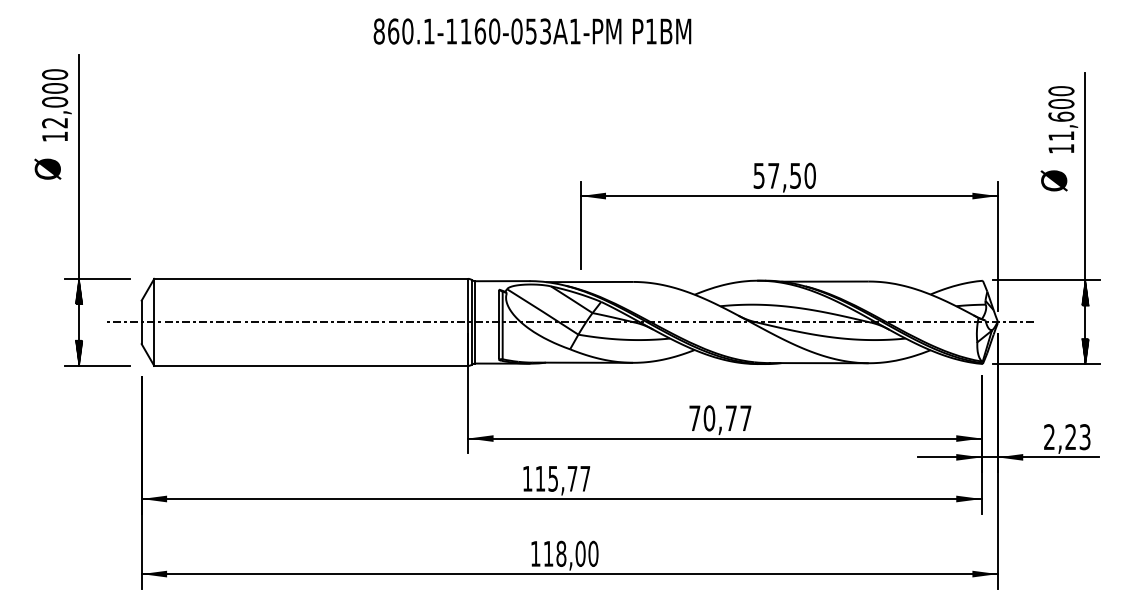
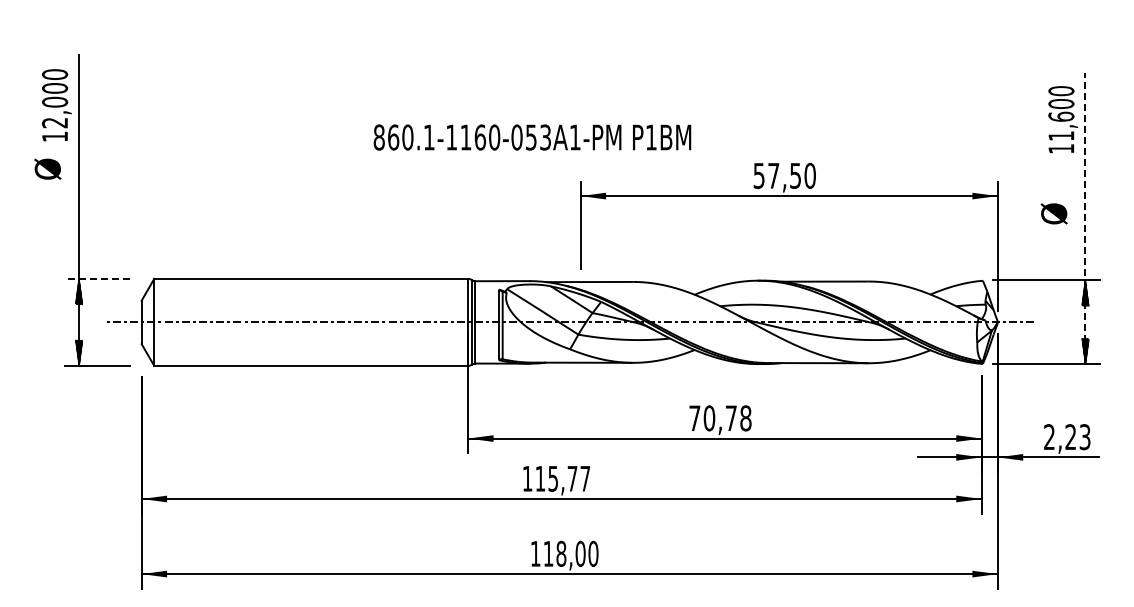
text position: (532, 31) -> (532, 137) (532, 137)
text position: (1053, 180) -> (1053, 213) (1053, 213)
line: solid -> dashed (1085, 218)
line: solid -> dashed (97, 278)
text: 70,77 -> 70,78 (745, 418)
